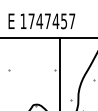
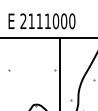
text: 1747457 -> 2111000 (47, 21)
